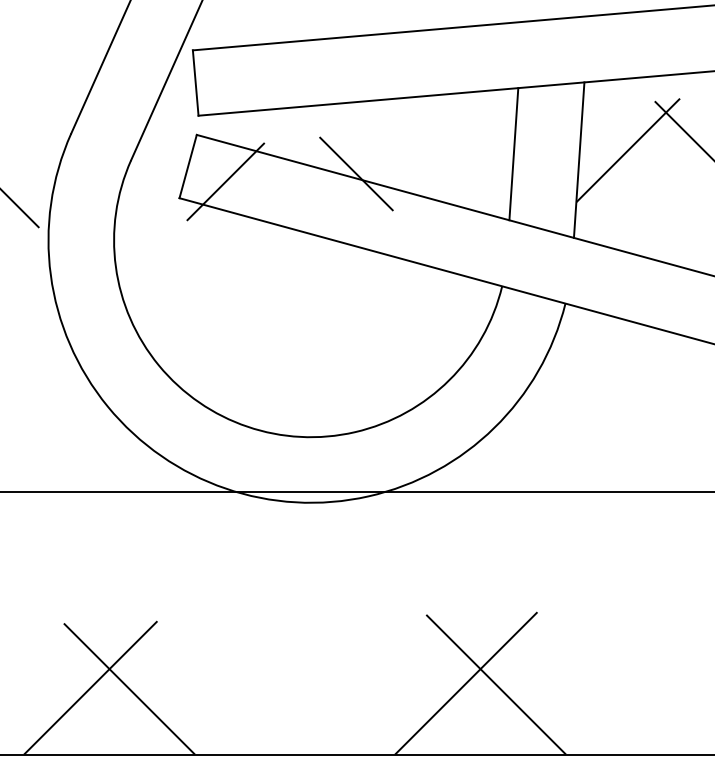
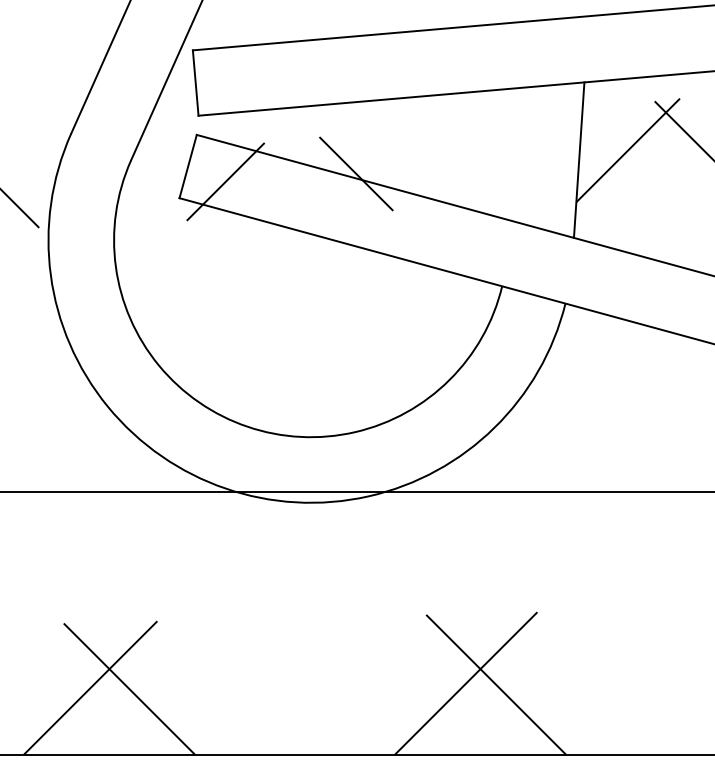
line: present -> none (513, 154)
